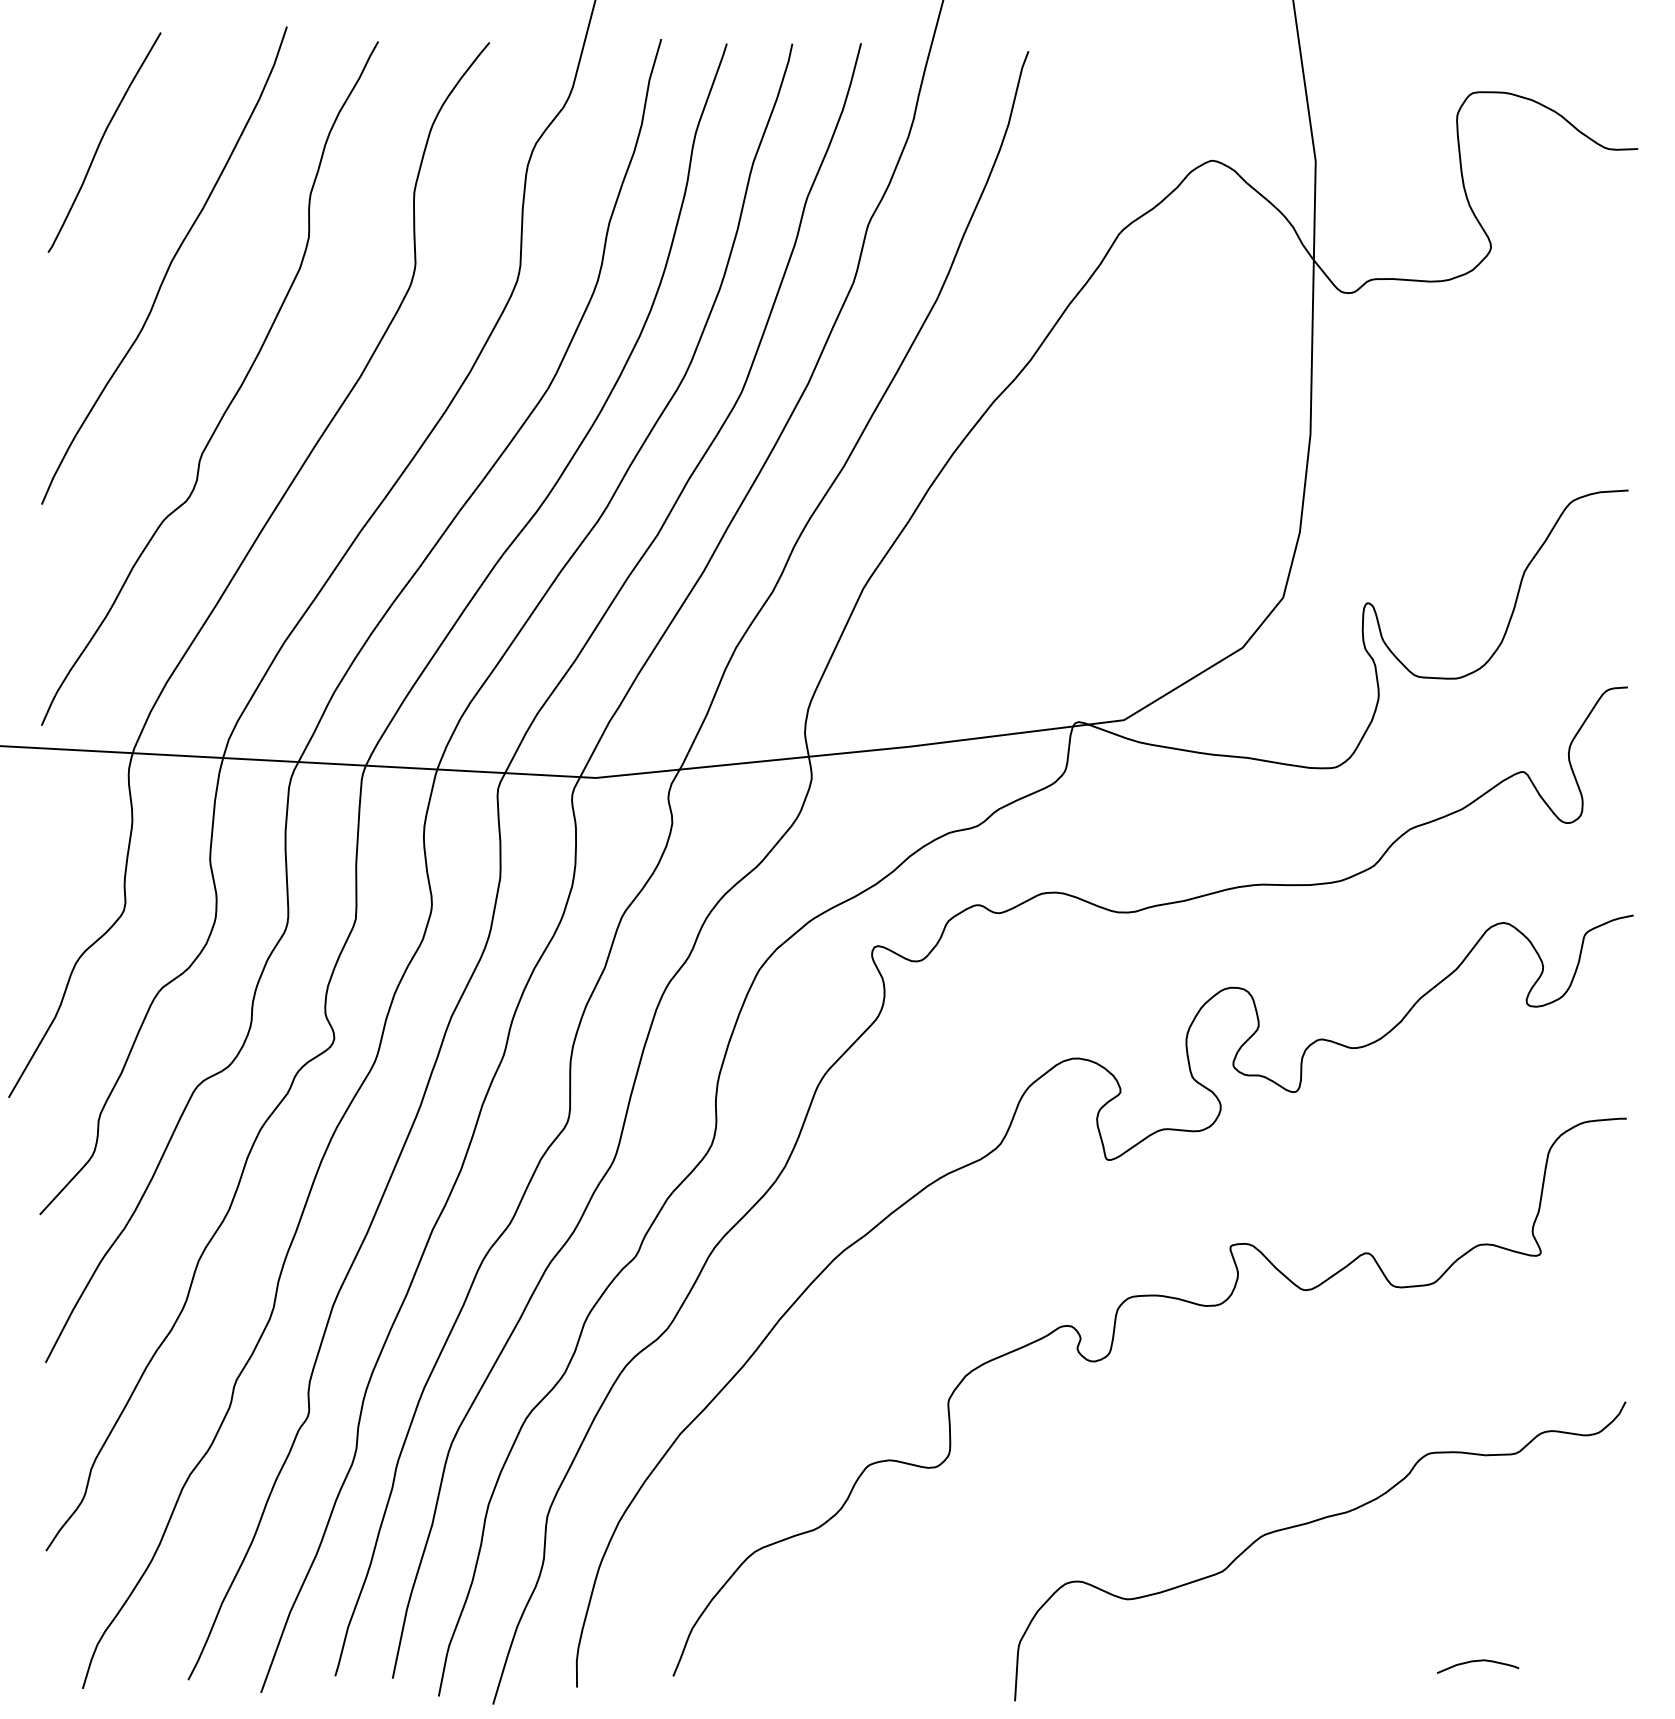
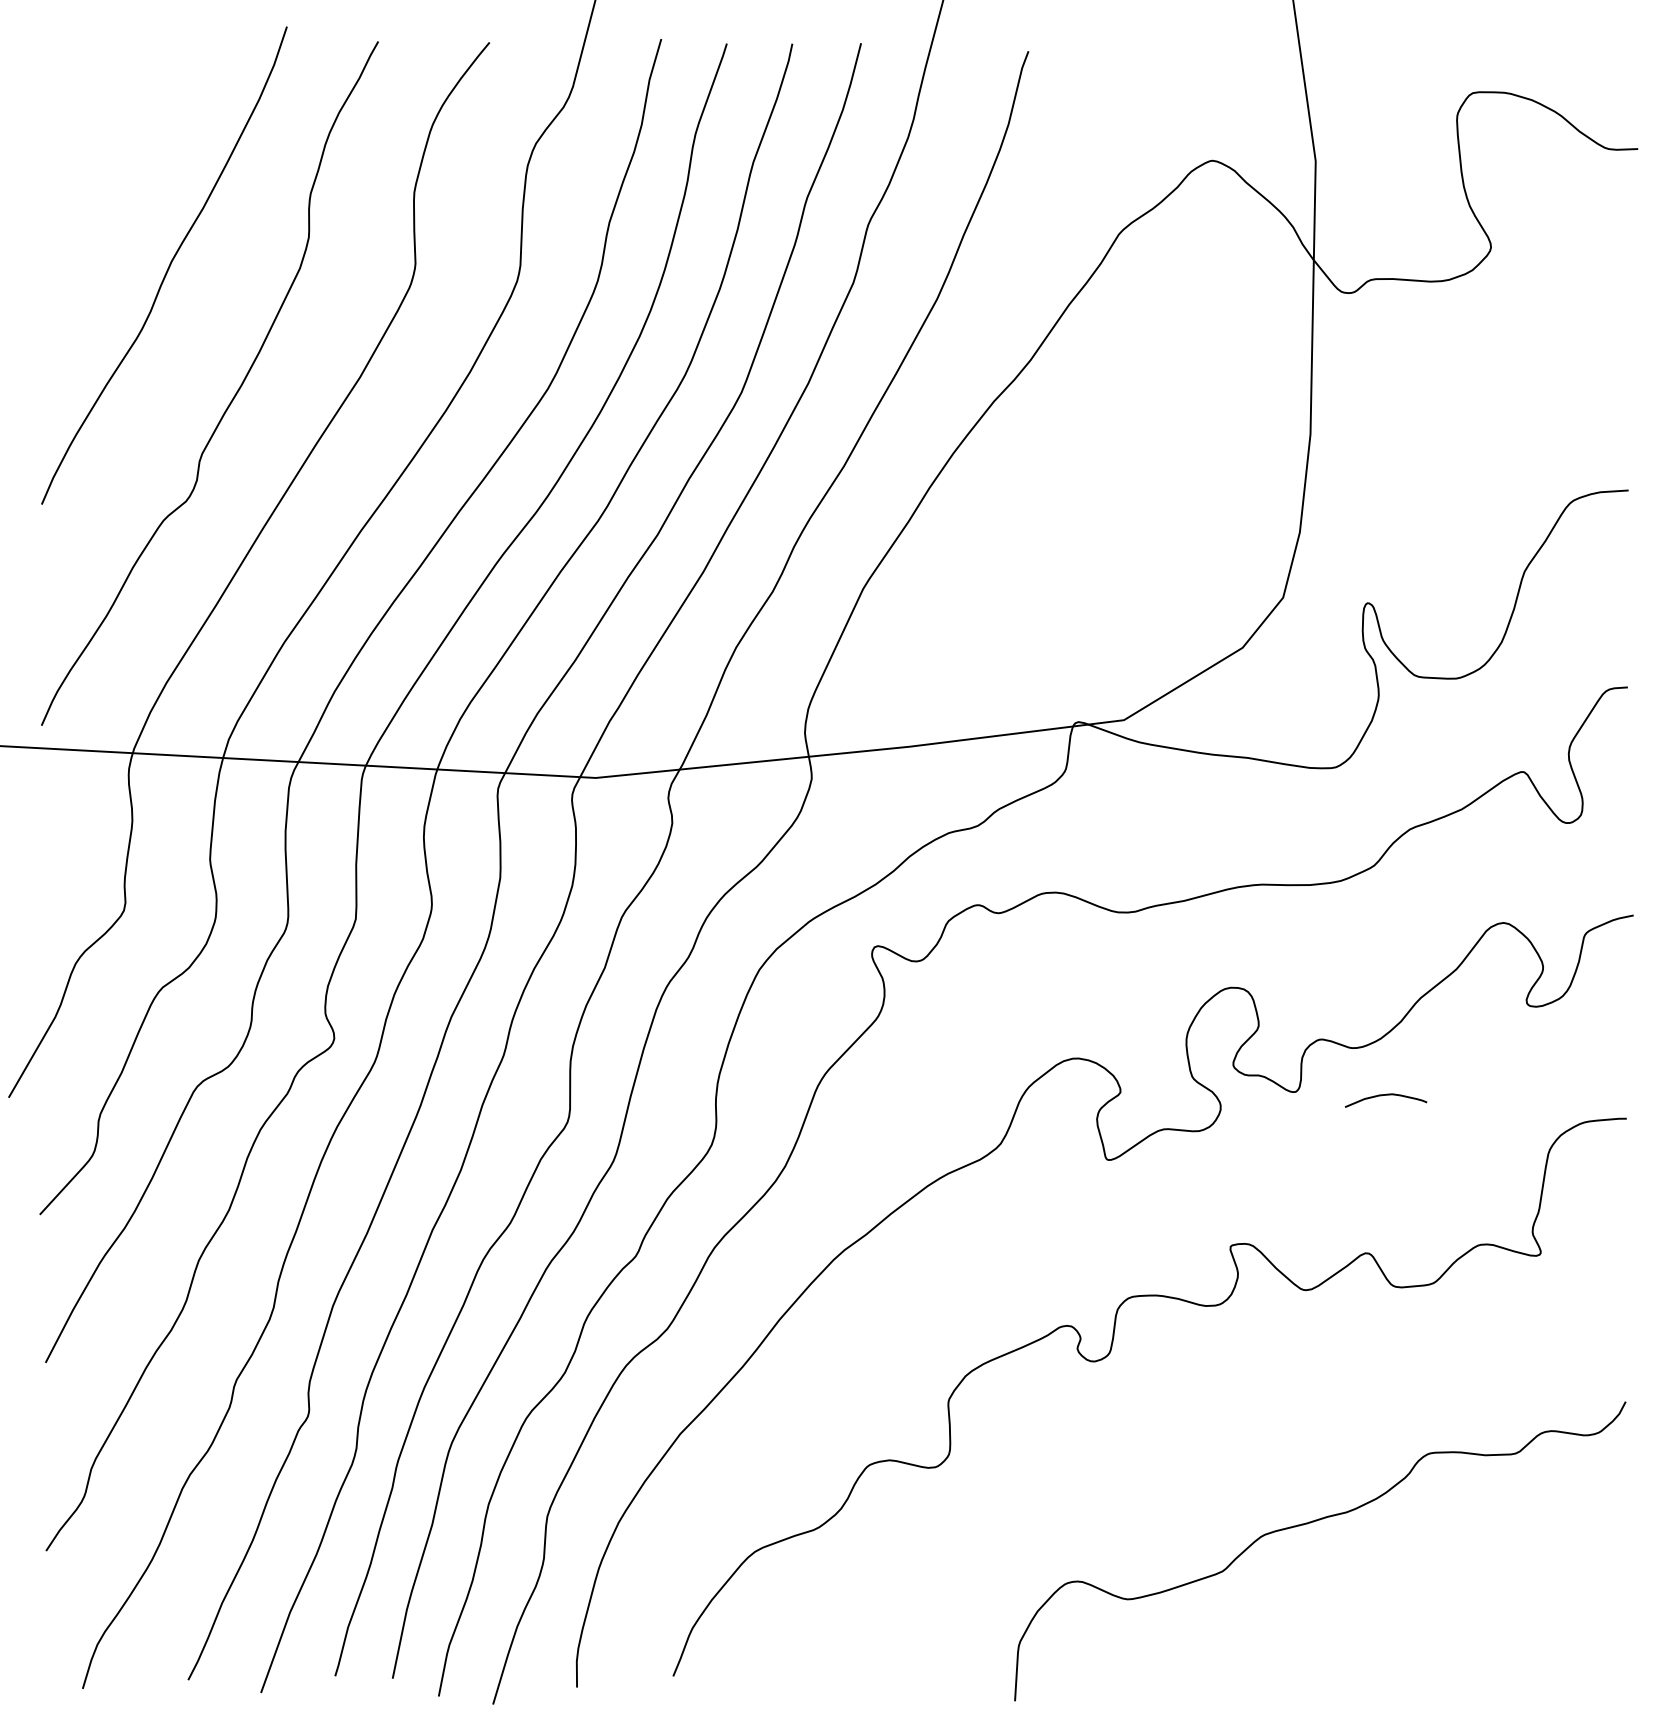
curve: present -> none (102, 140)
curve position: (1478, 1661) -> (1386, 1095) (1386, 1095)
